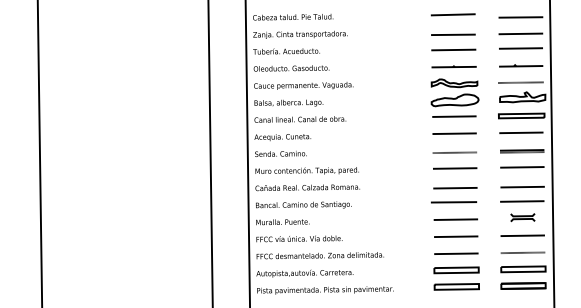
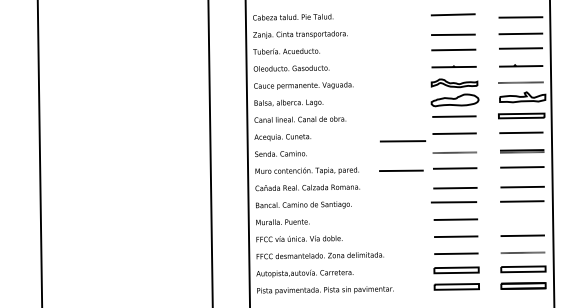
line: none -> present (403, 141)
line: none -> present (401, 170)
part: present -> none (522, 217)
